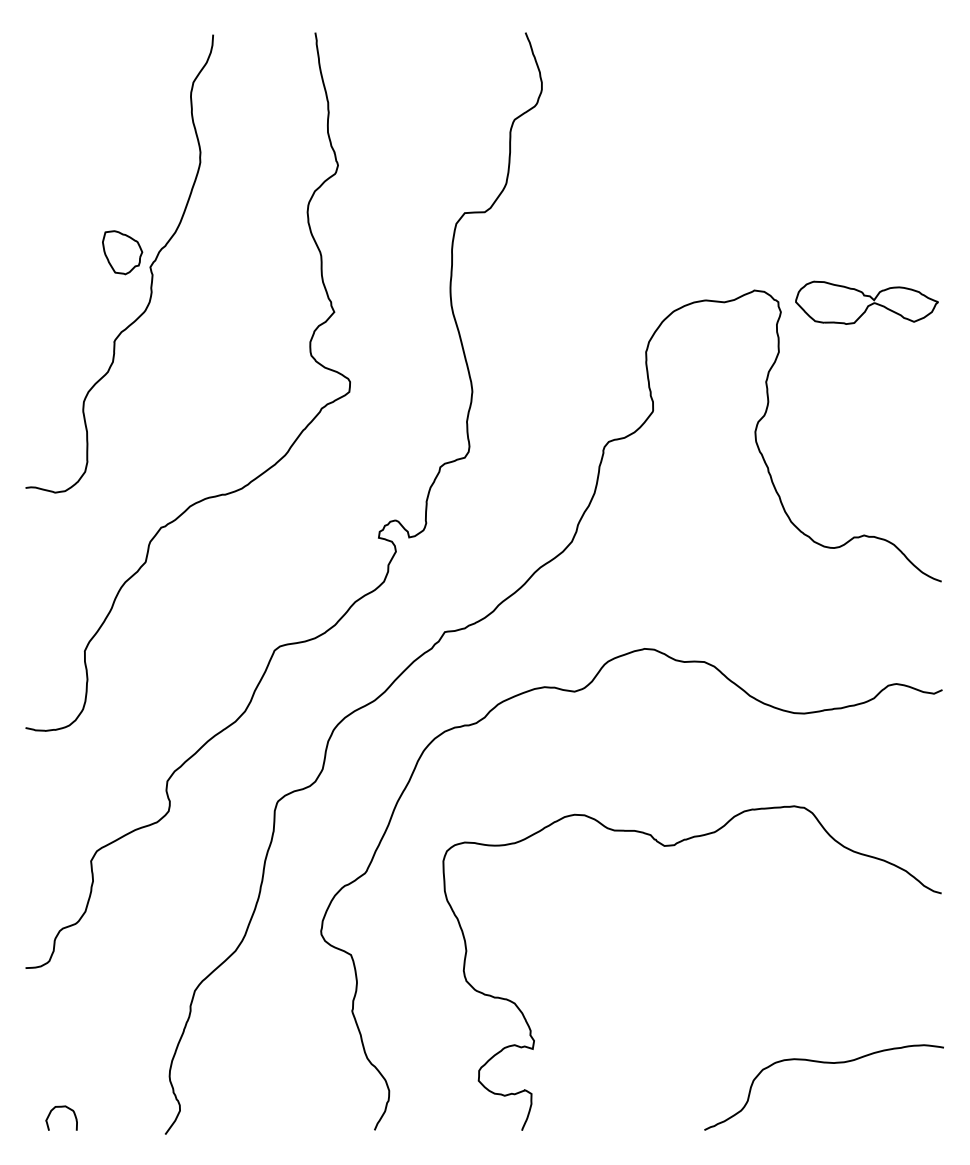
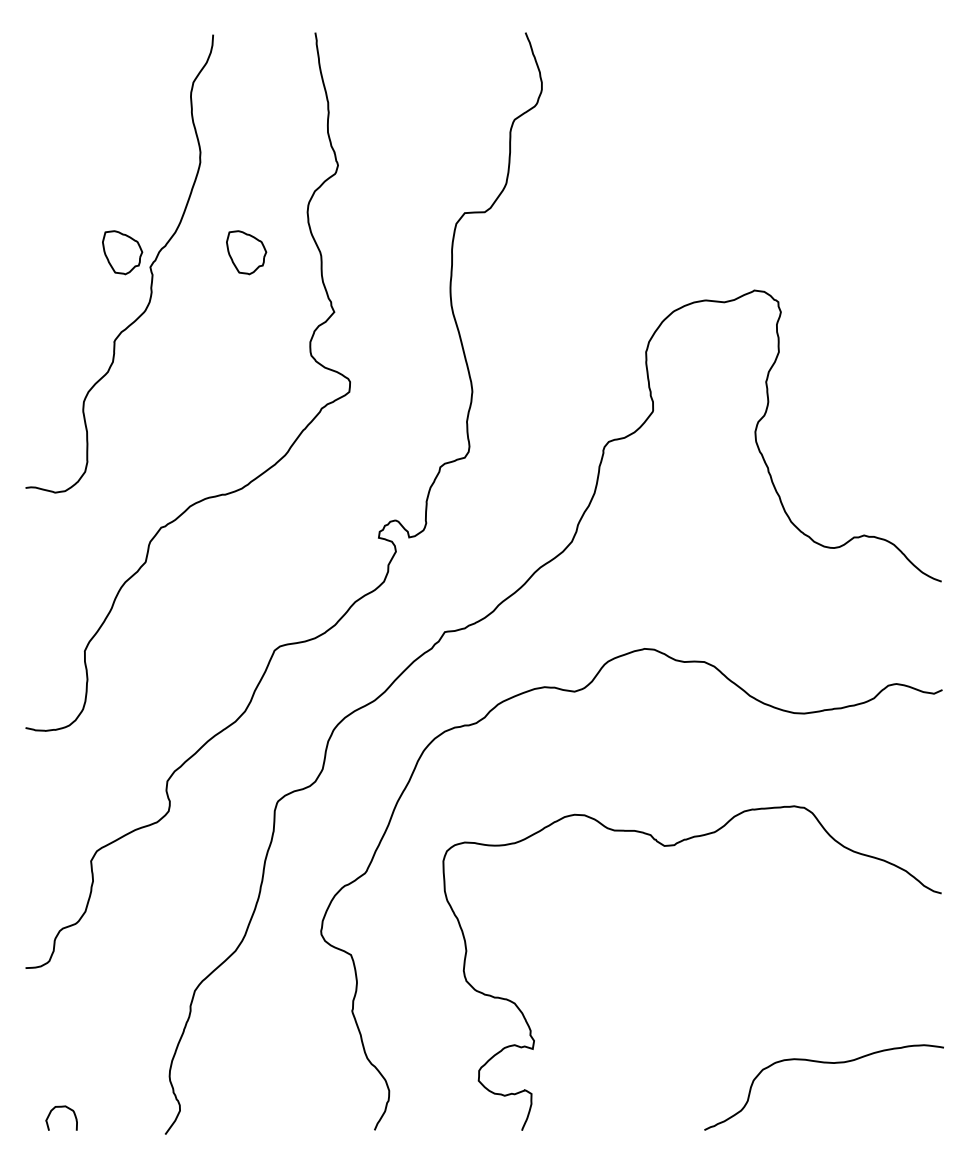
part: none -> present (246, 252)
part: present -> none (866, 302)
